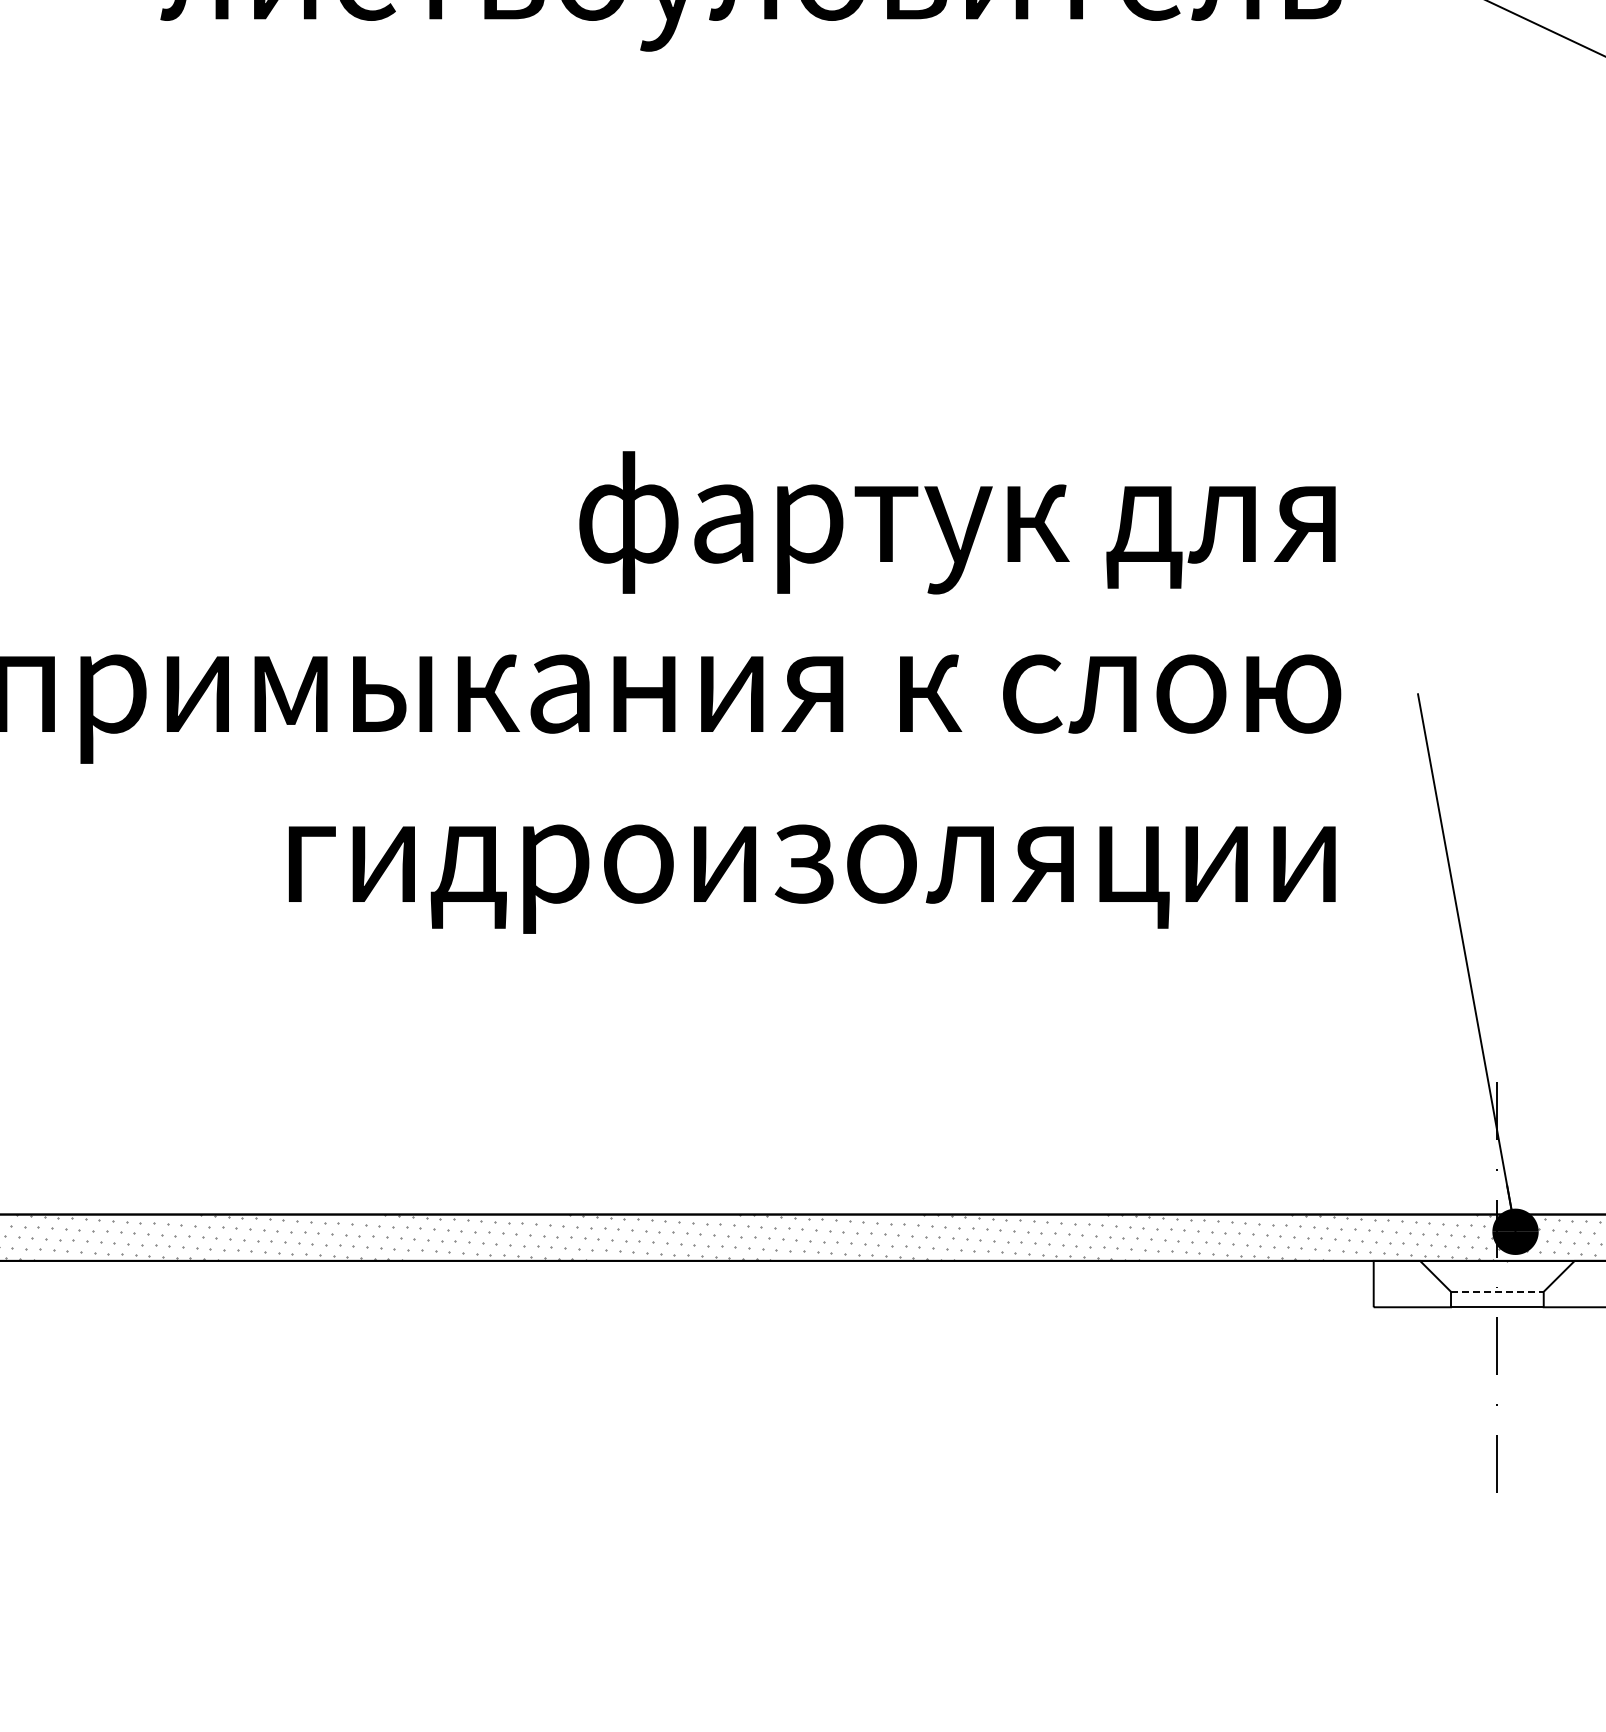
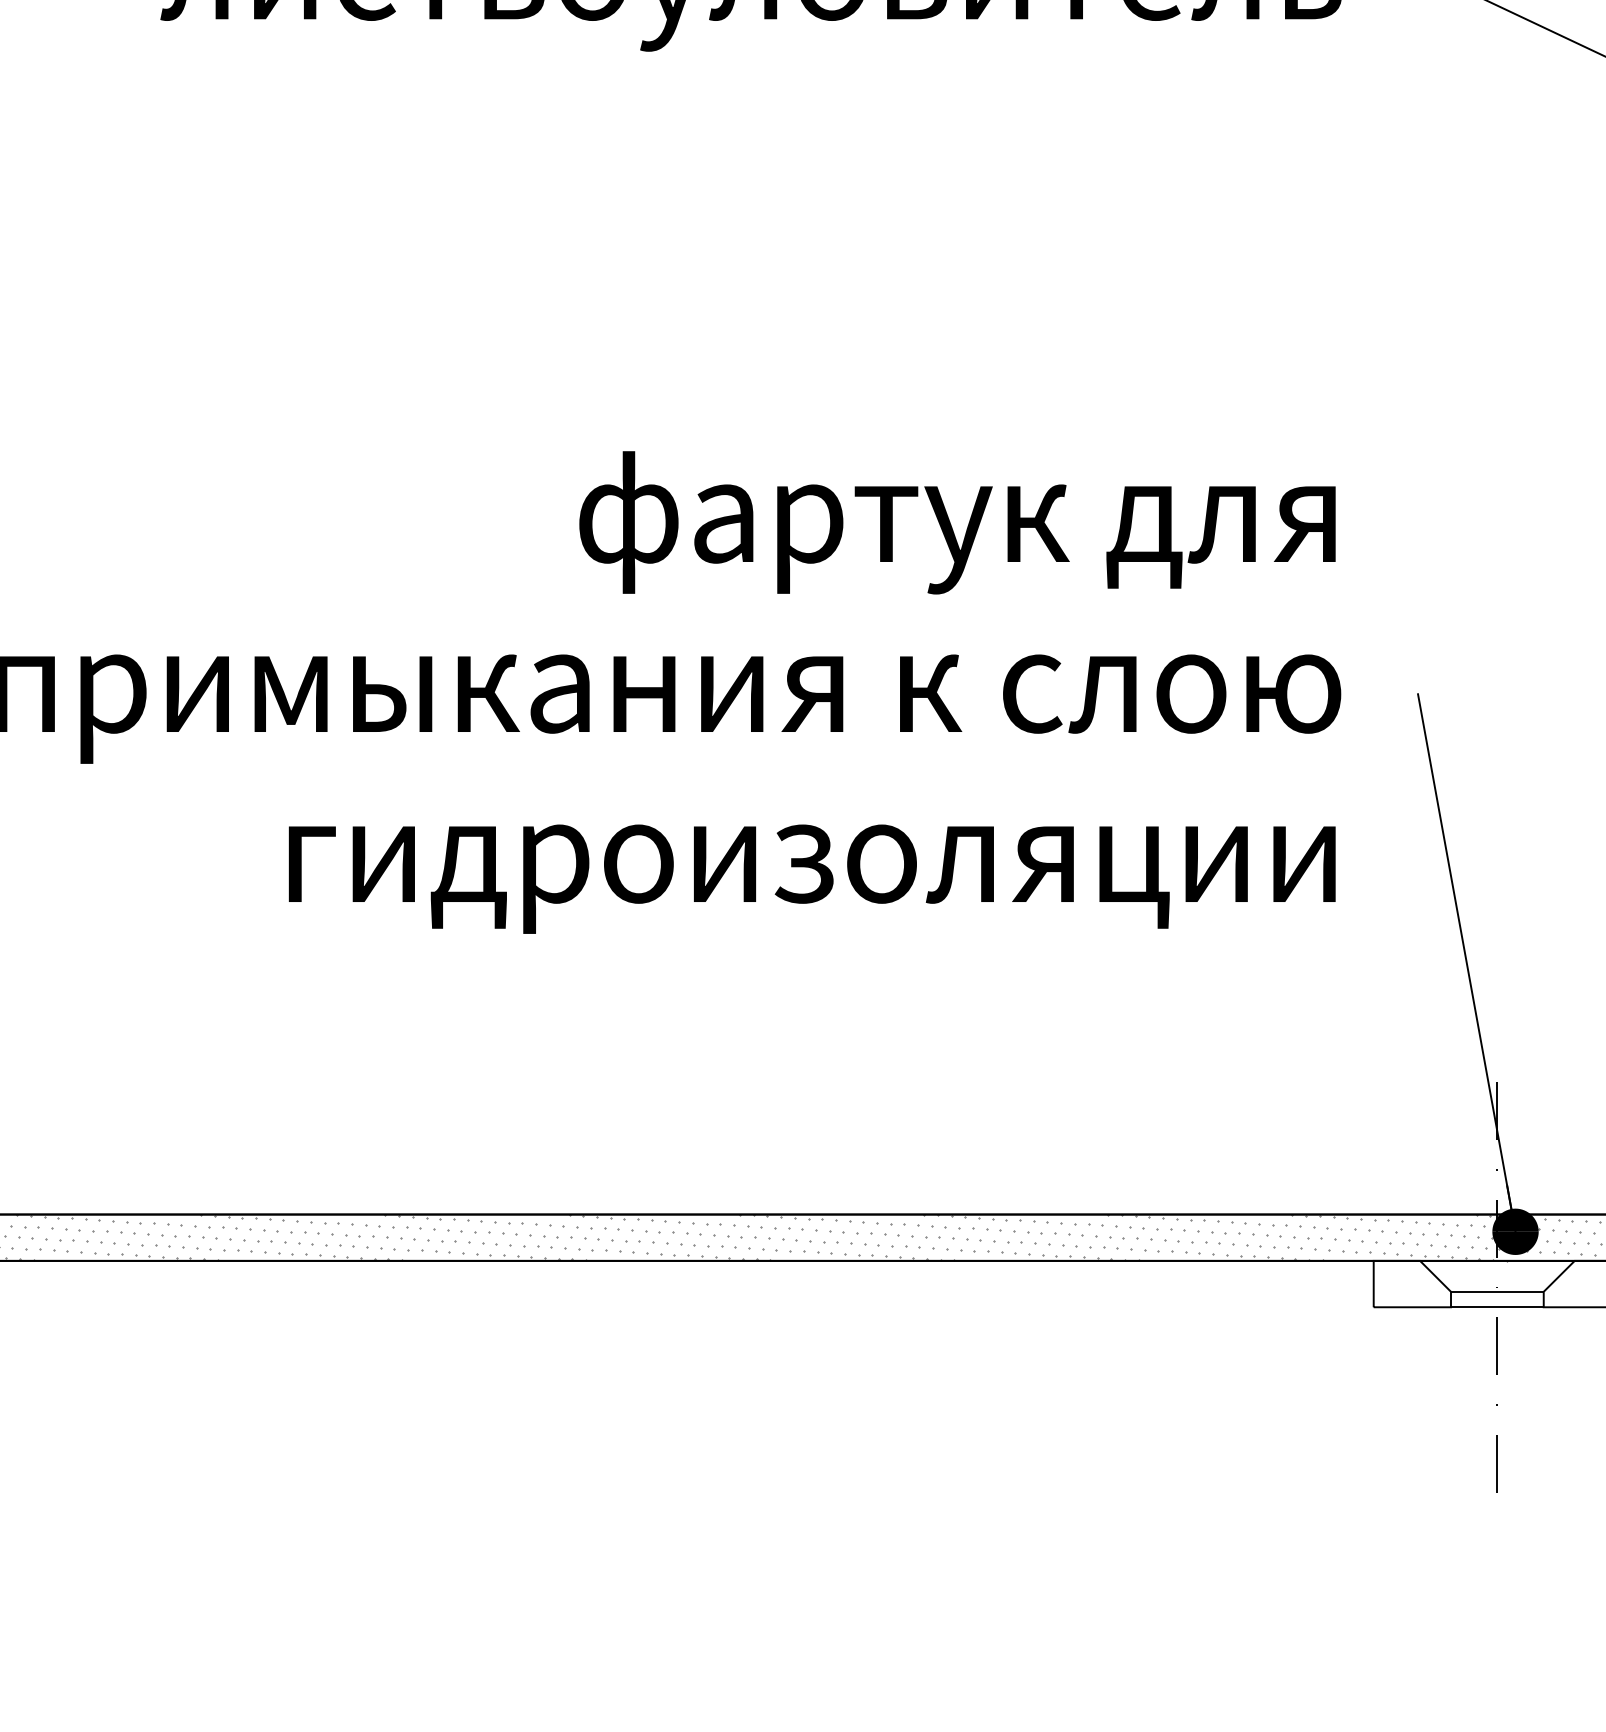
line: dashed -> solid (1497, 1291)
